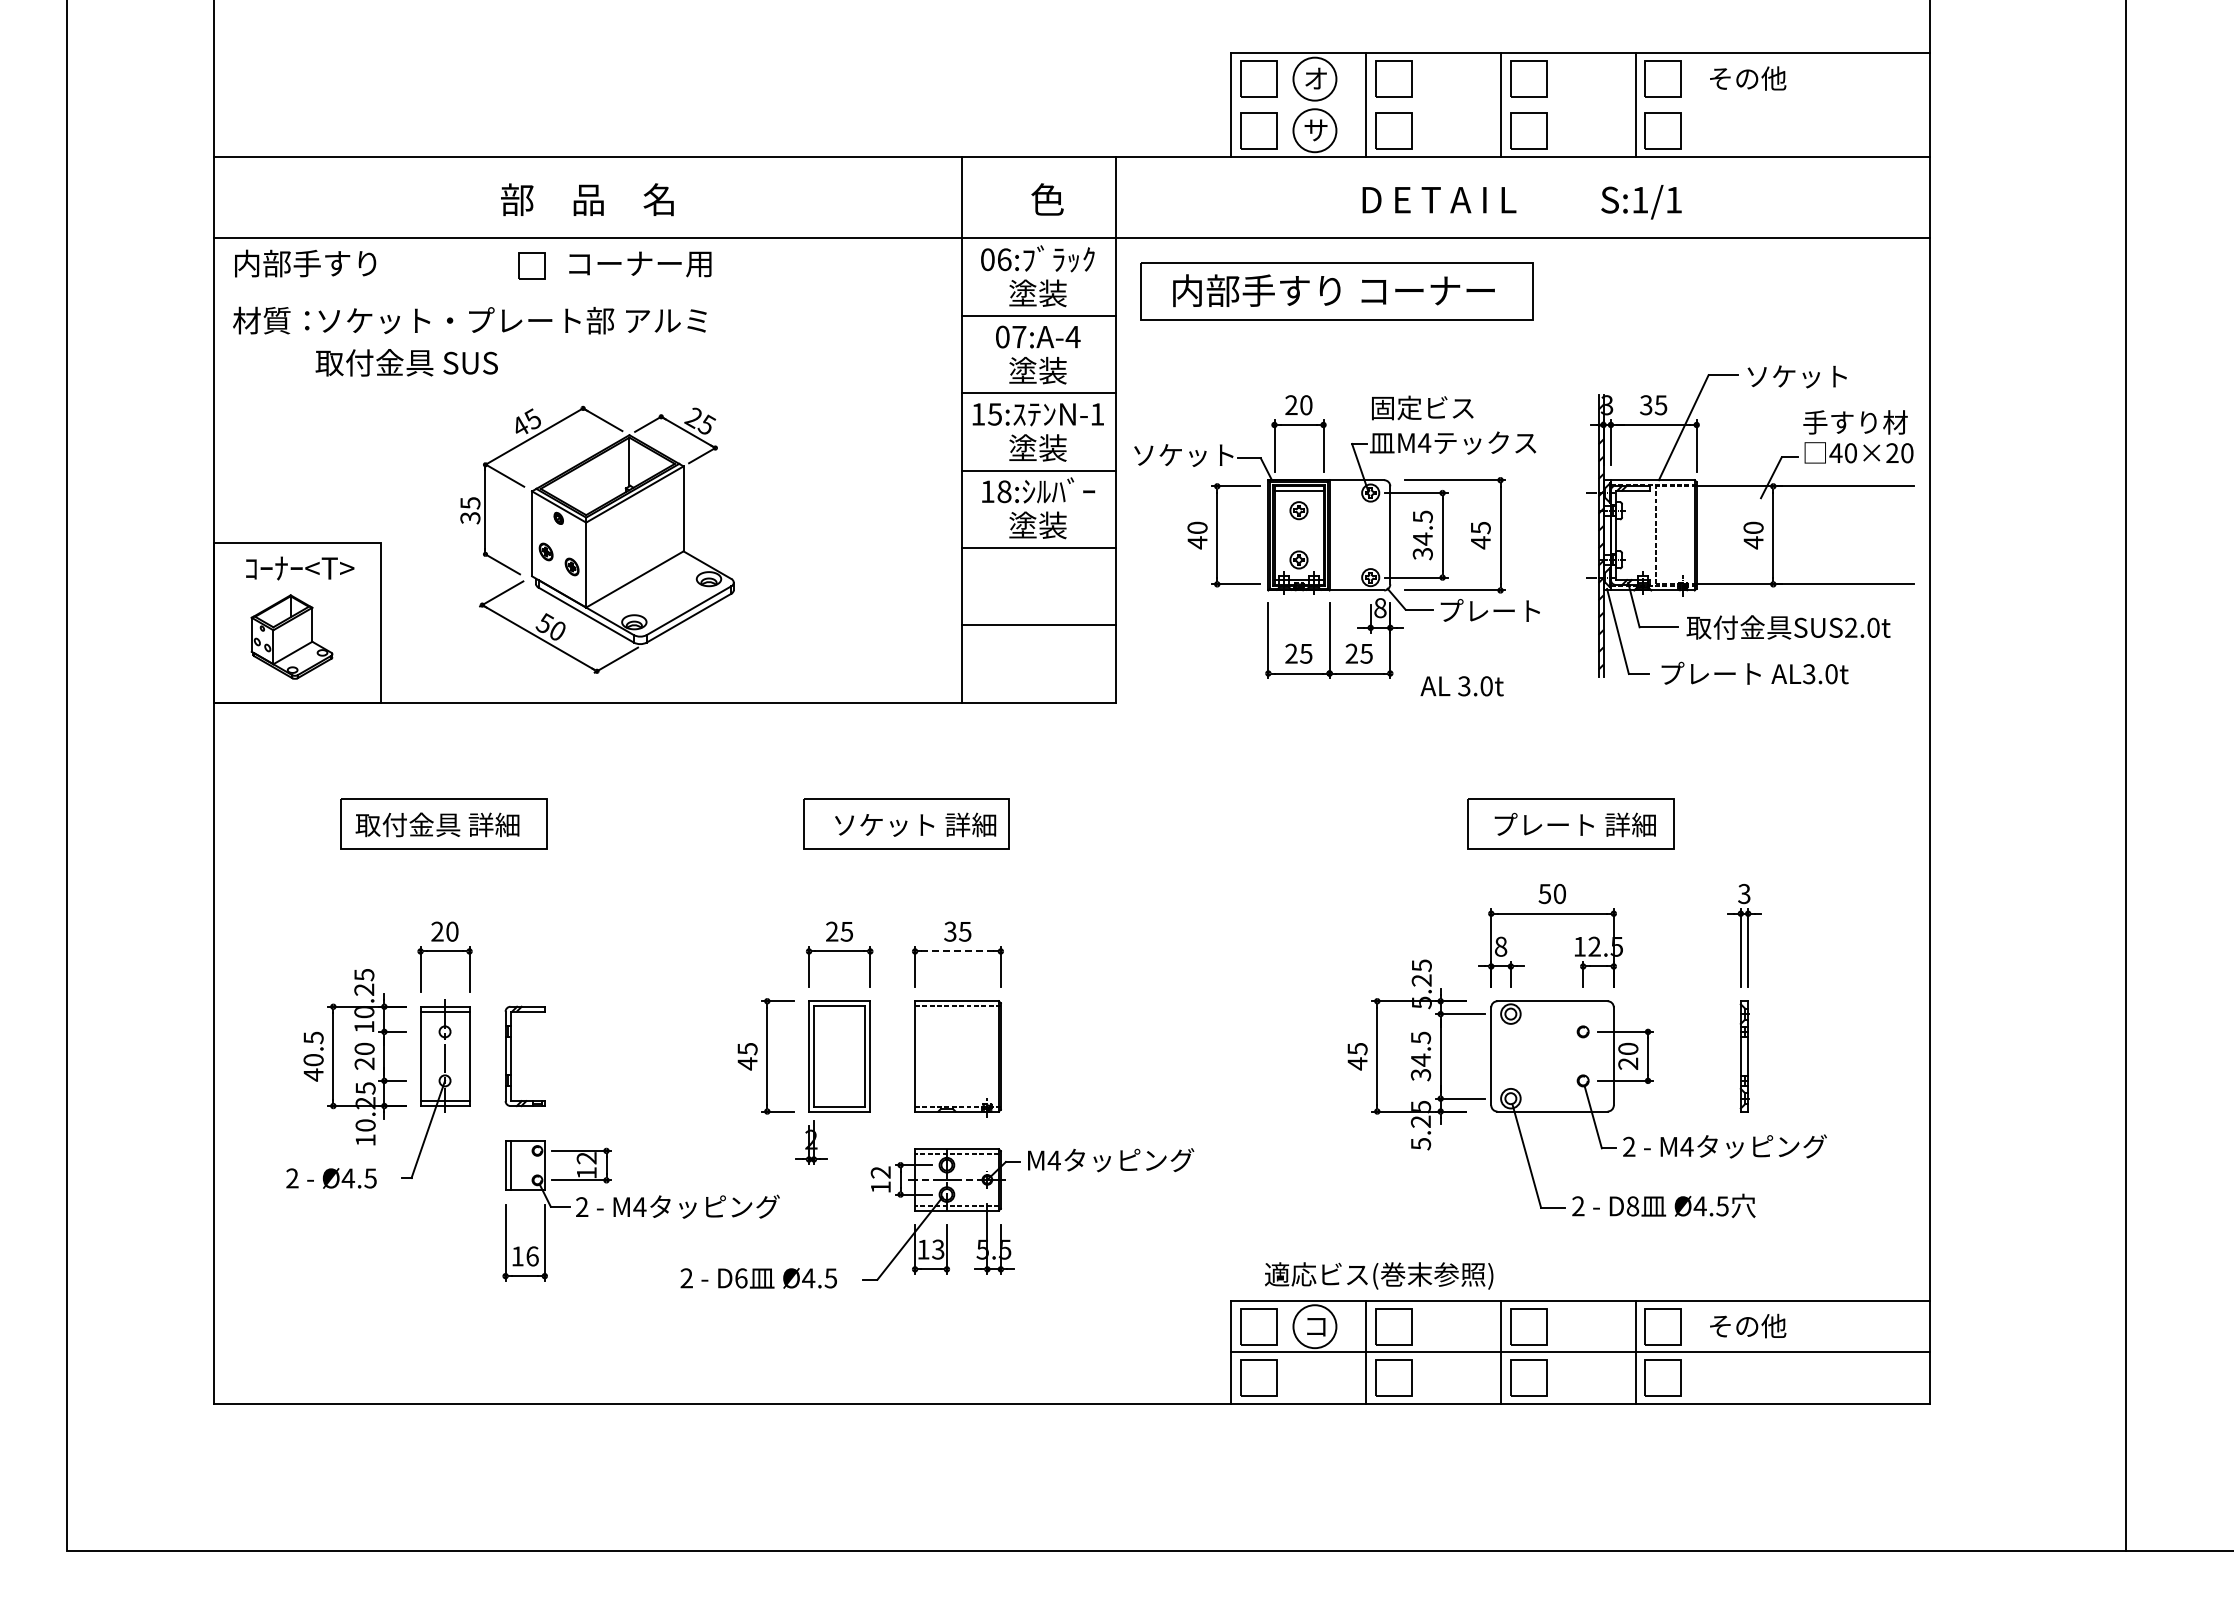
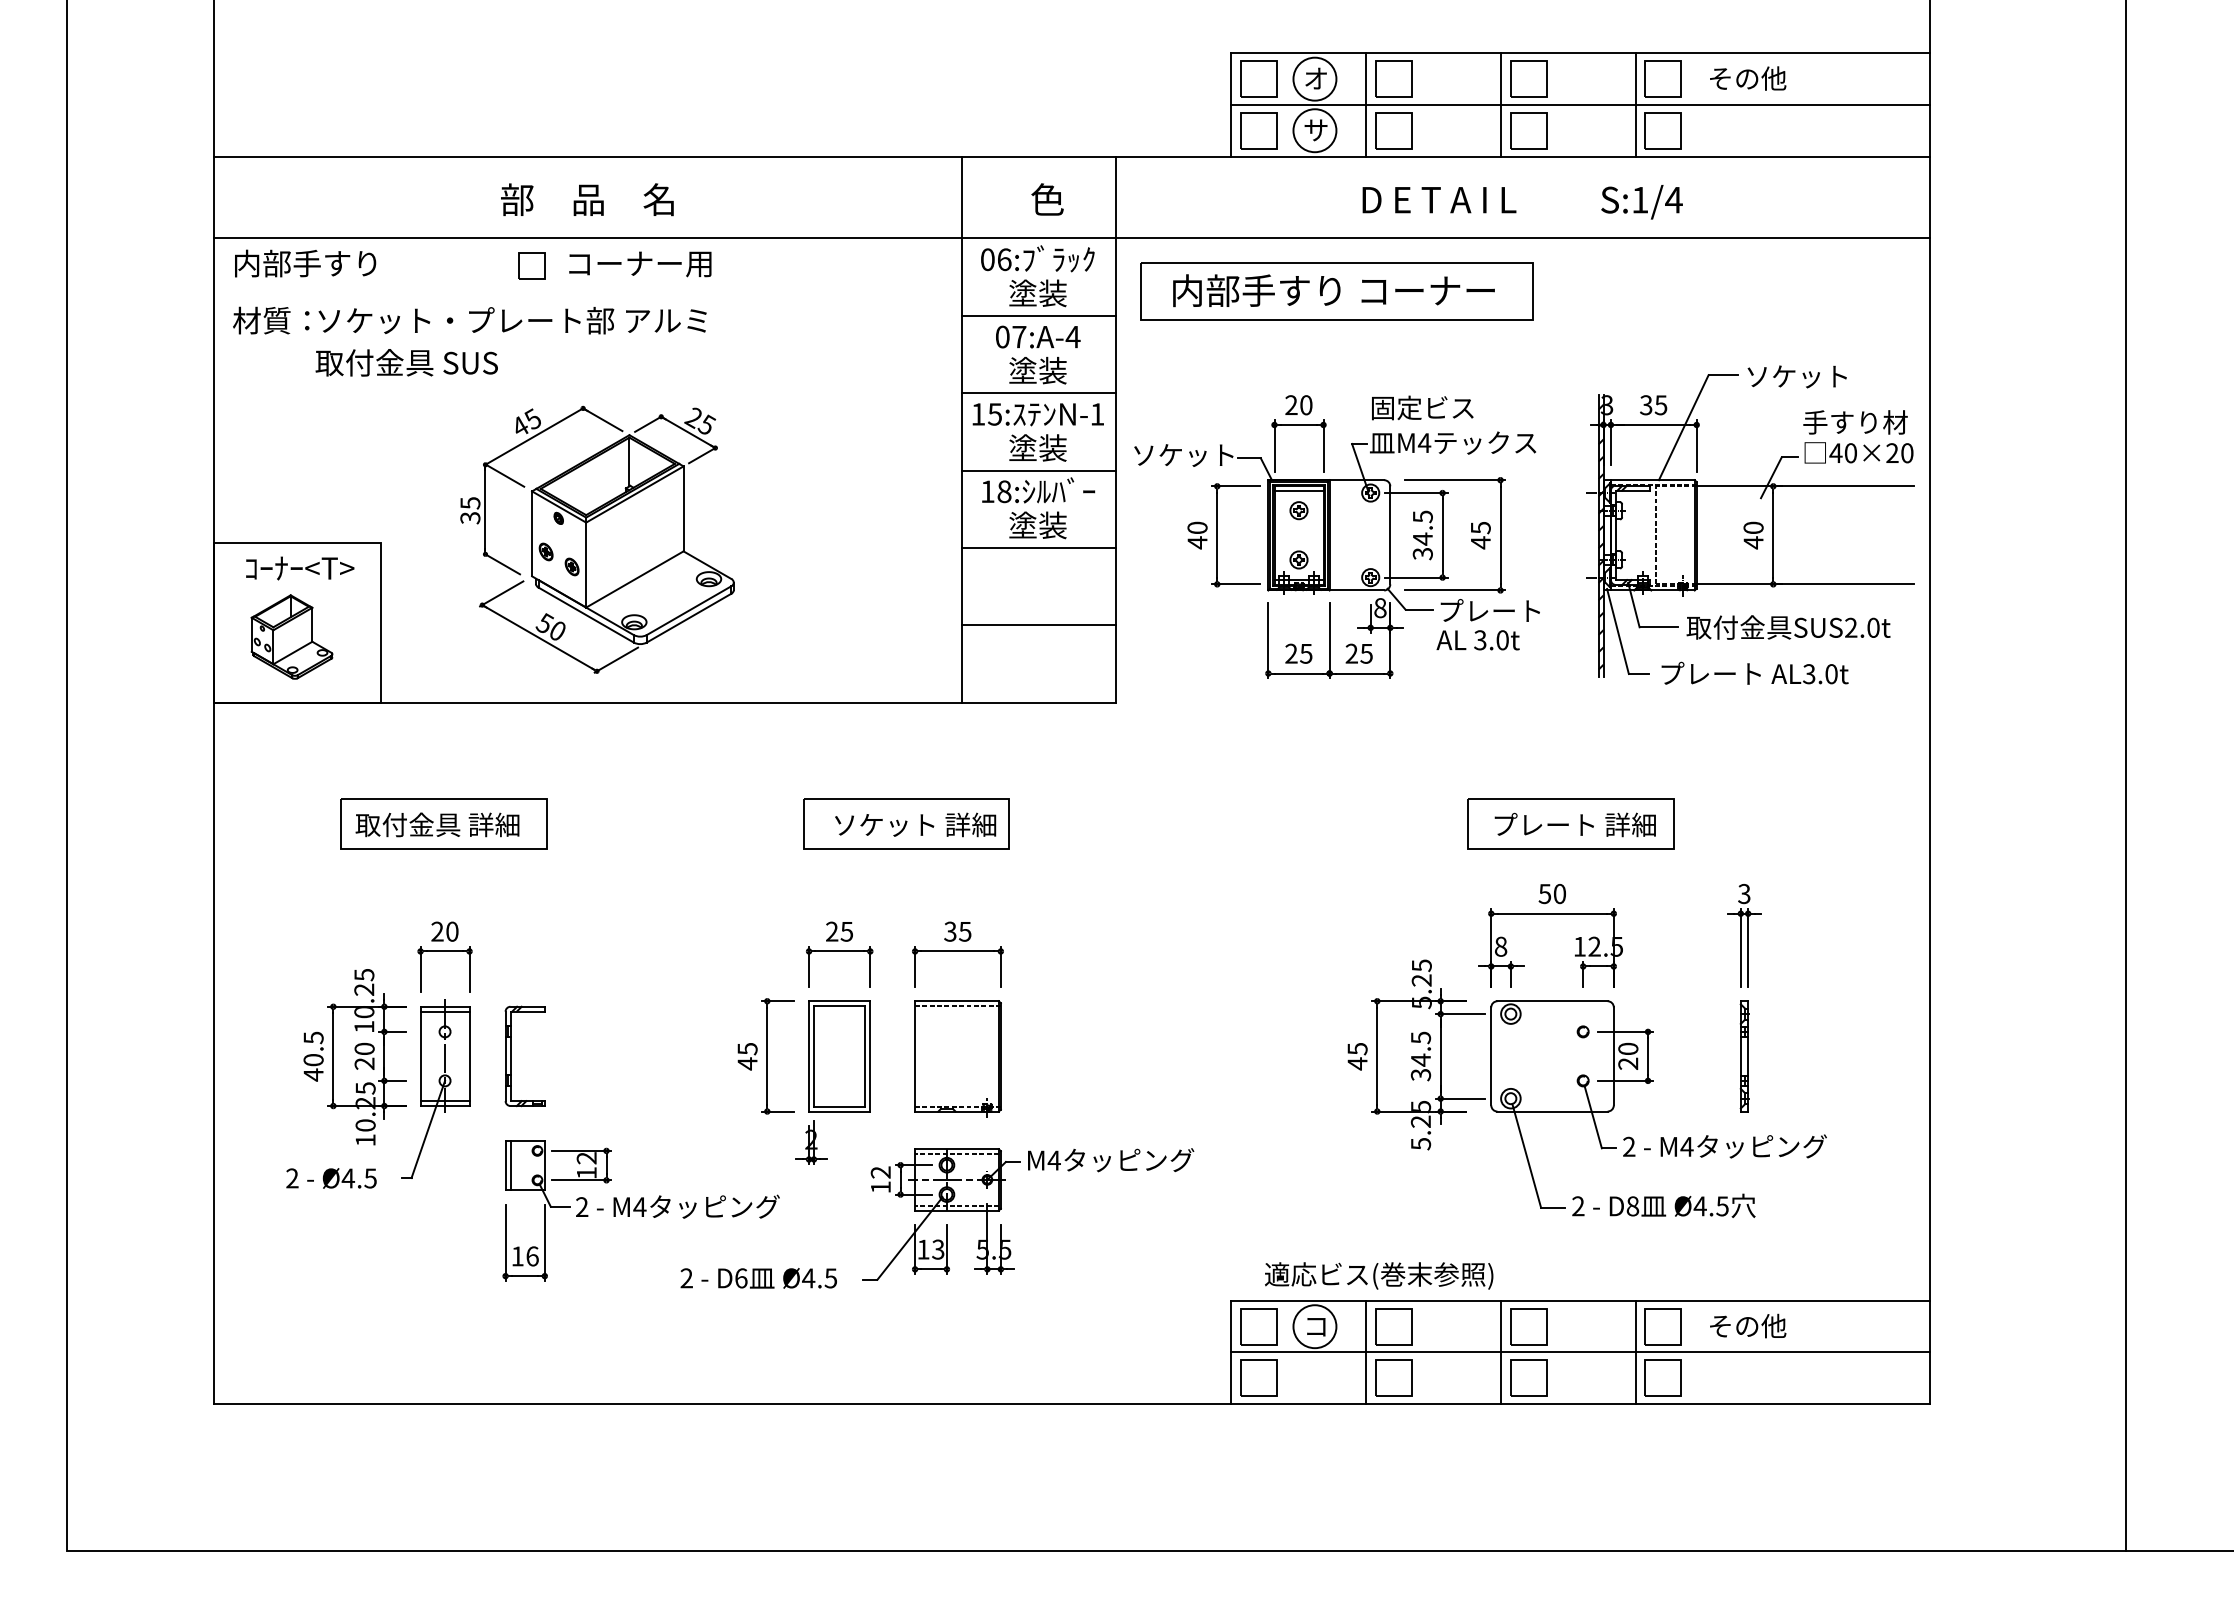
line: none -> present (1580, 104)
text: S:1/1 -> S:1/4 (1673, 200)
text position: (1461, 686) -> (1477, 640) (1477, 640)
line: dashed -> solid (957, 951)
